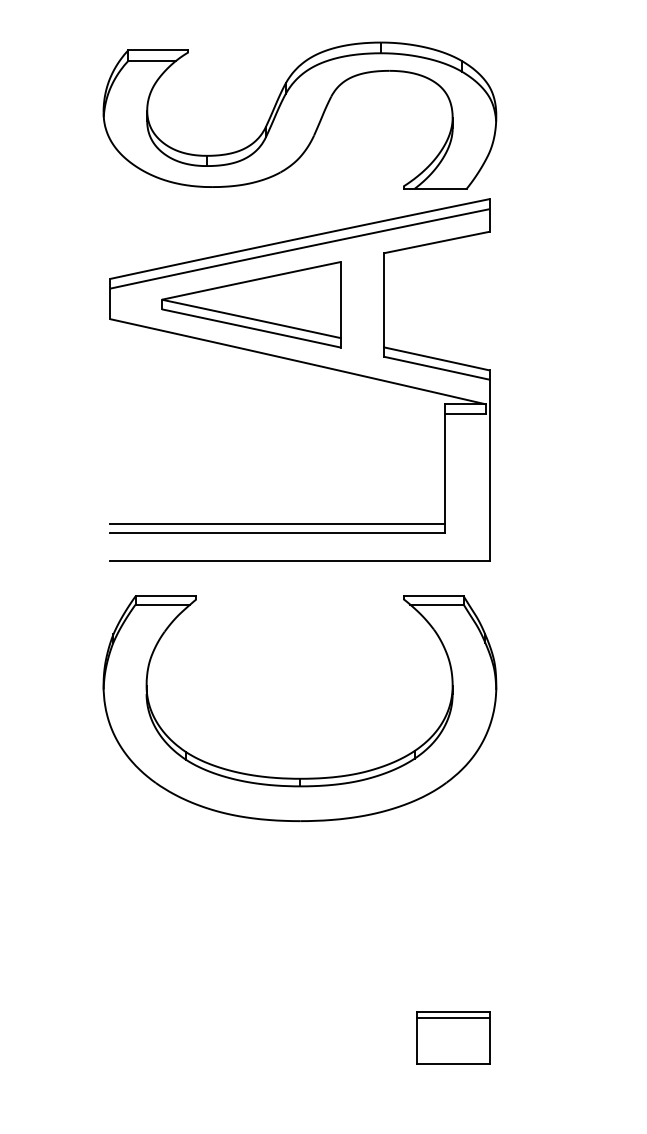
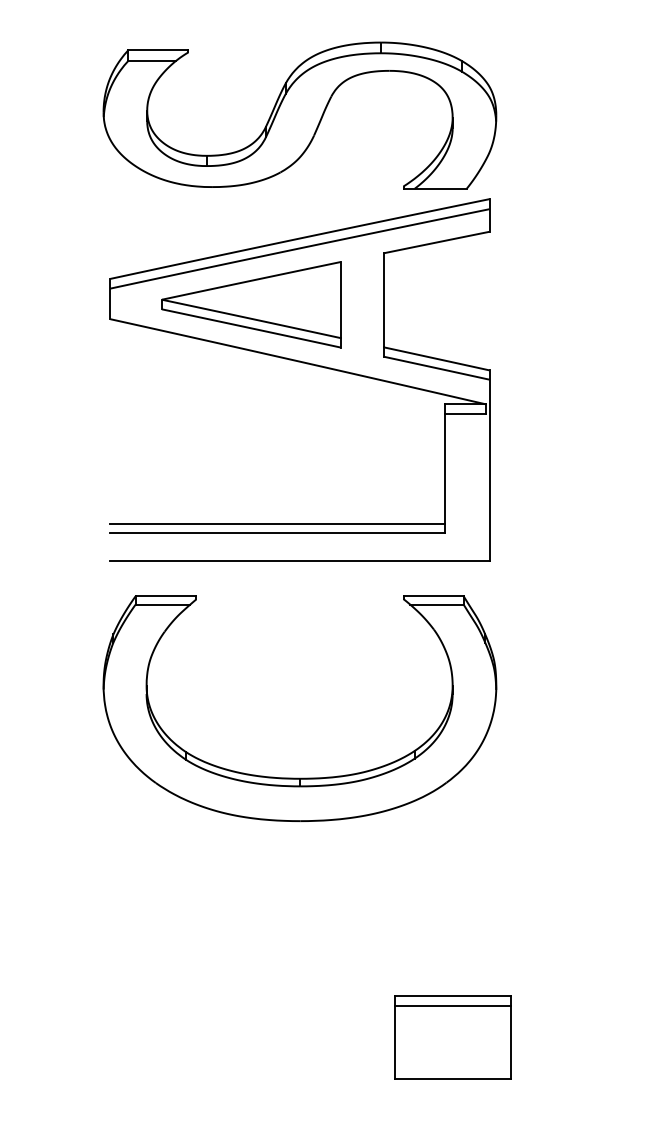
part size: 75x54 px -> 118x85 px (452, 1037)
